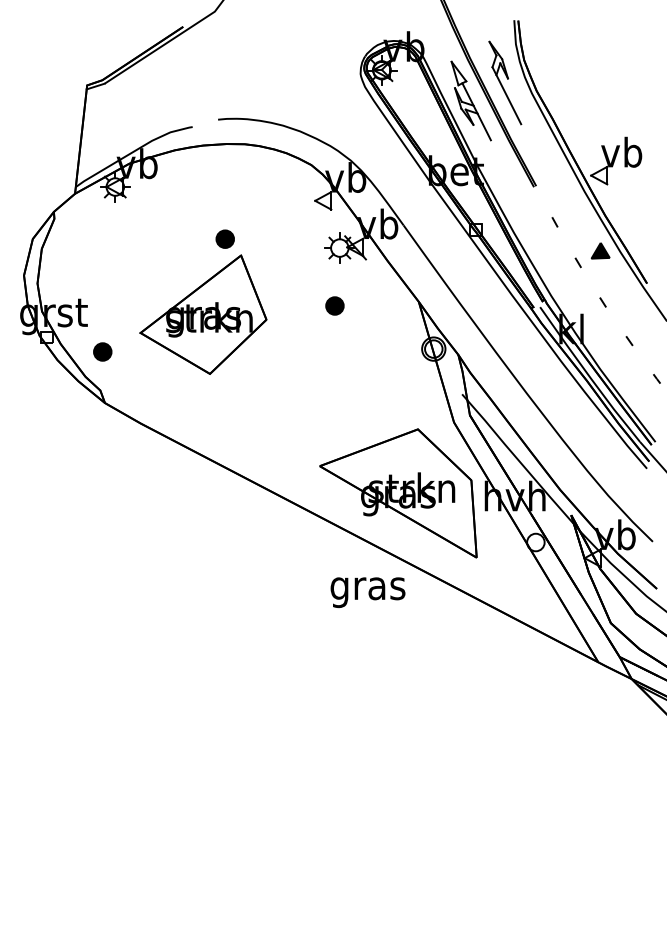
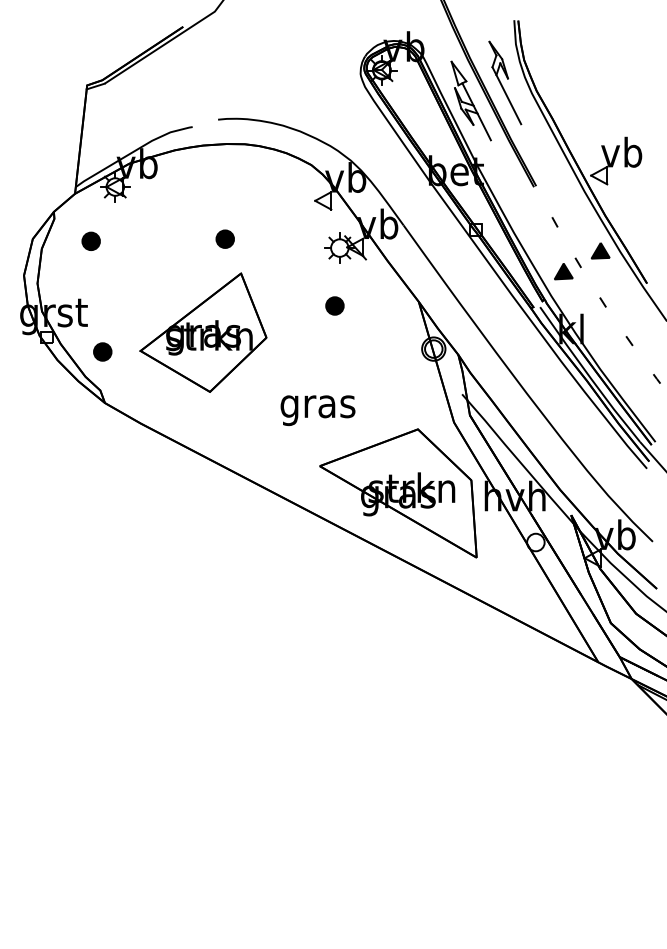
part: none -> present (90, 240)
part: none -> present (563, 271)
part position: (203, 314) -> (203, 332) (203, 332)
text position: (367, 592) -> (317, 410) (317, 410)
